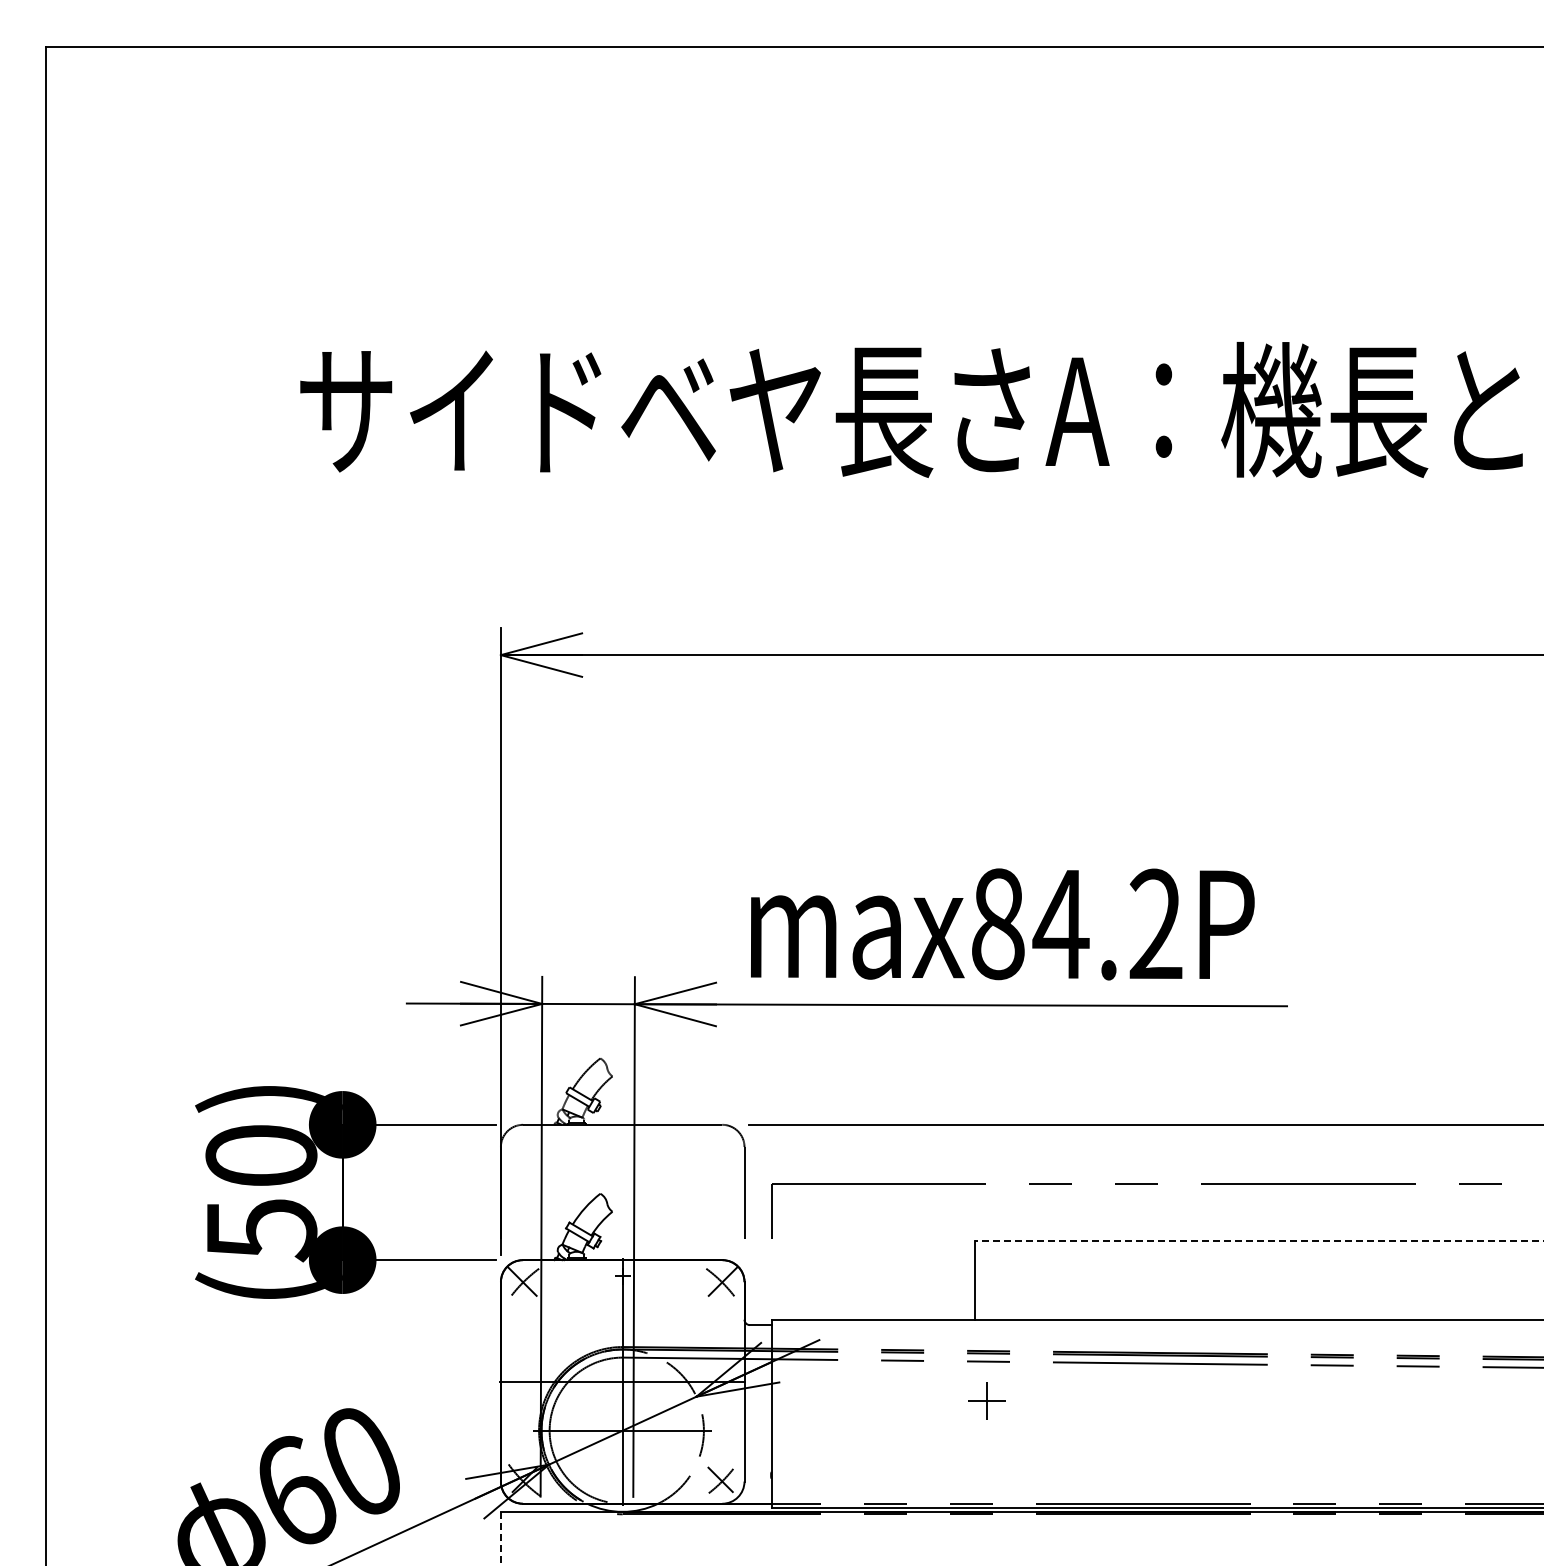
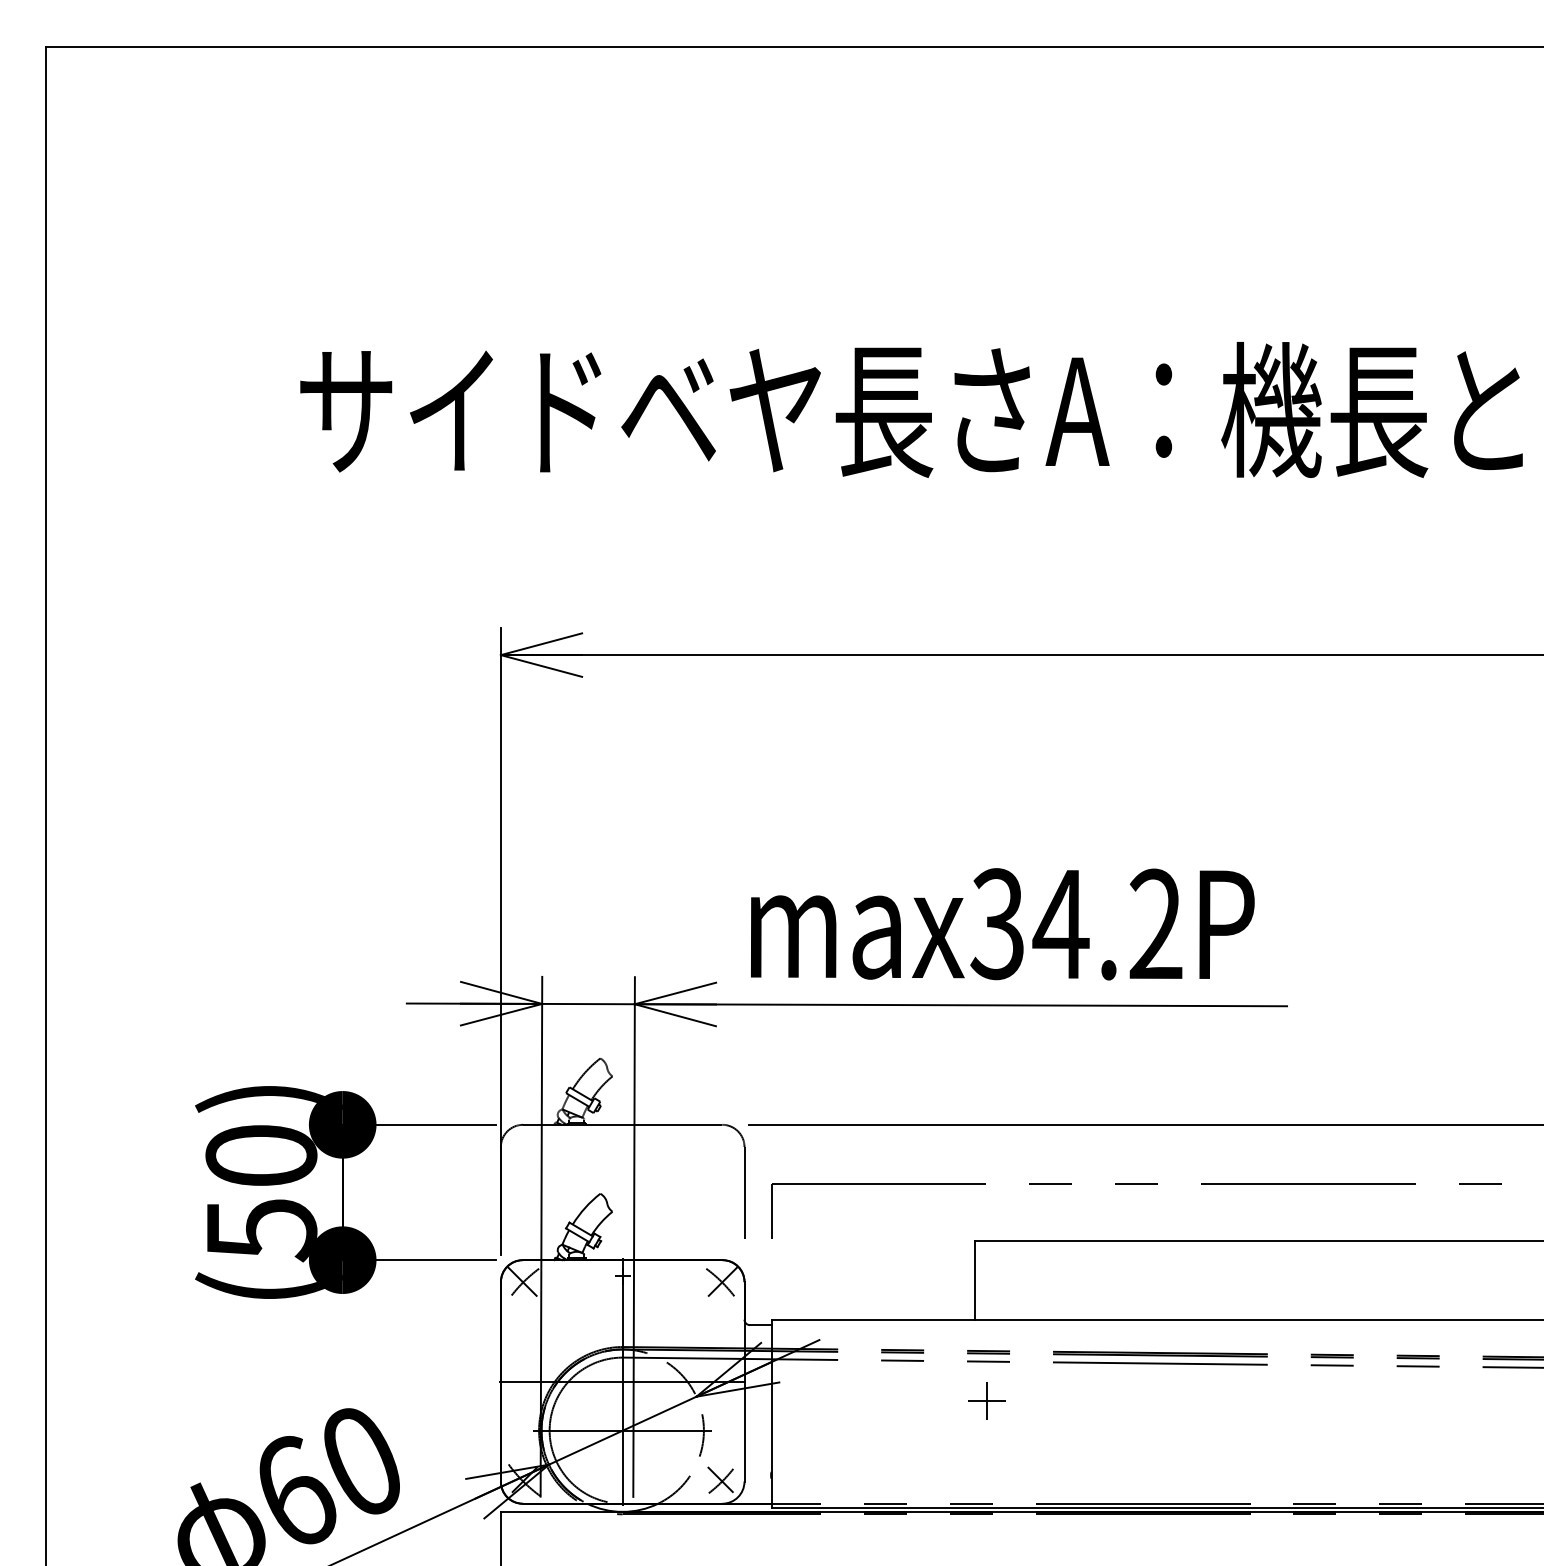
text: max84.2P -> max34.2P (997, 924)
line: dashed -> solid (1258, 1241)
line: dashed -> solid (500, 1538)
